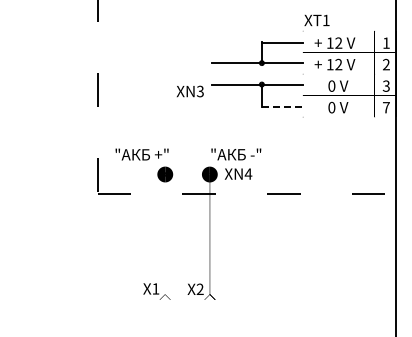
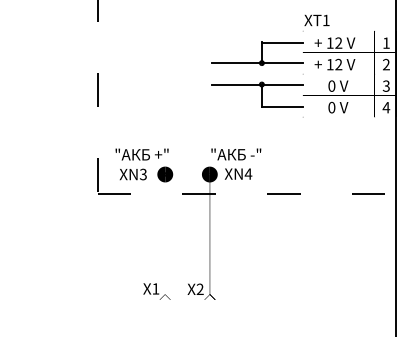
text position: (189, 91) -> (132, 174) (132, 174)
line: dashed -> solid (282, 106)
text: 7 -> 4 (386, 107)
